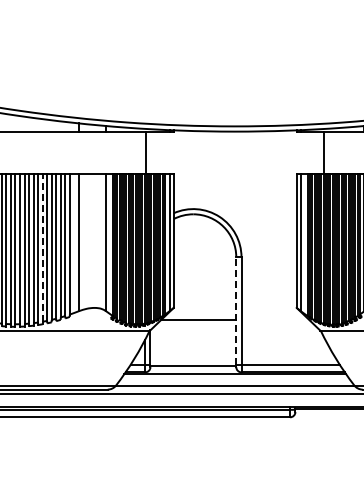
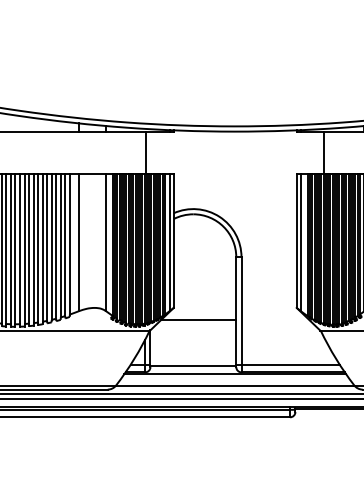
line: dashed -> solid (42, 247)
line: dashed -> solid (236, 310)
line: none -> present (181, 399)
